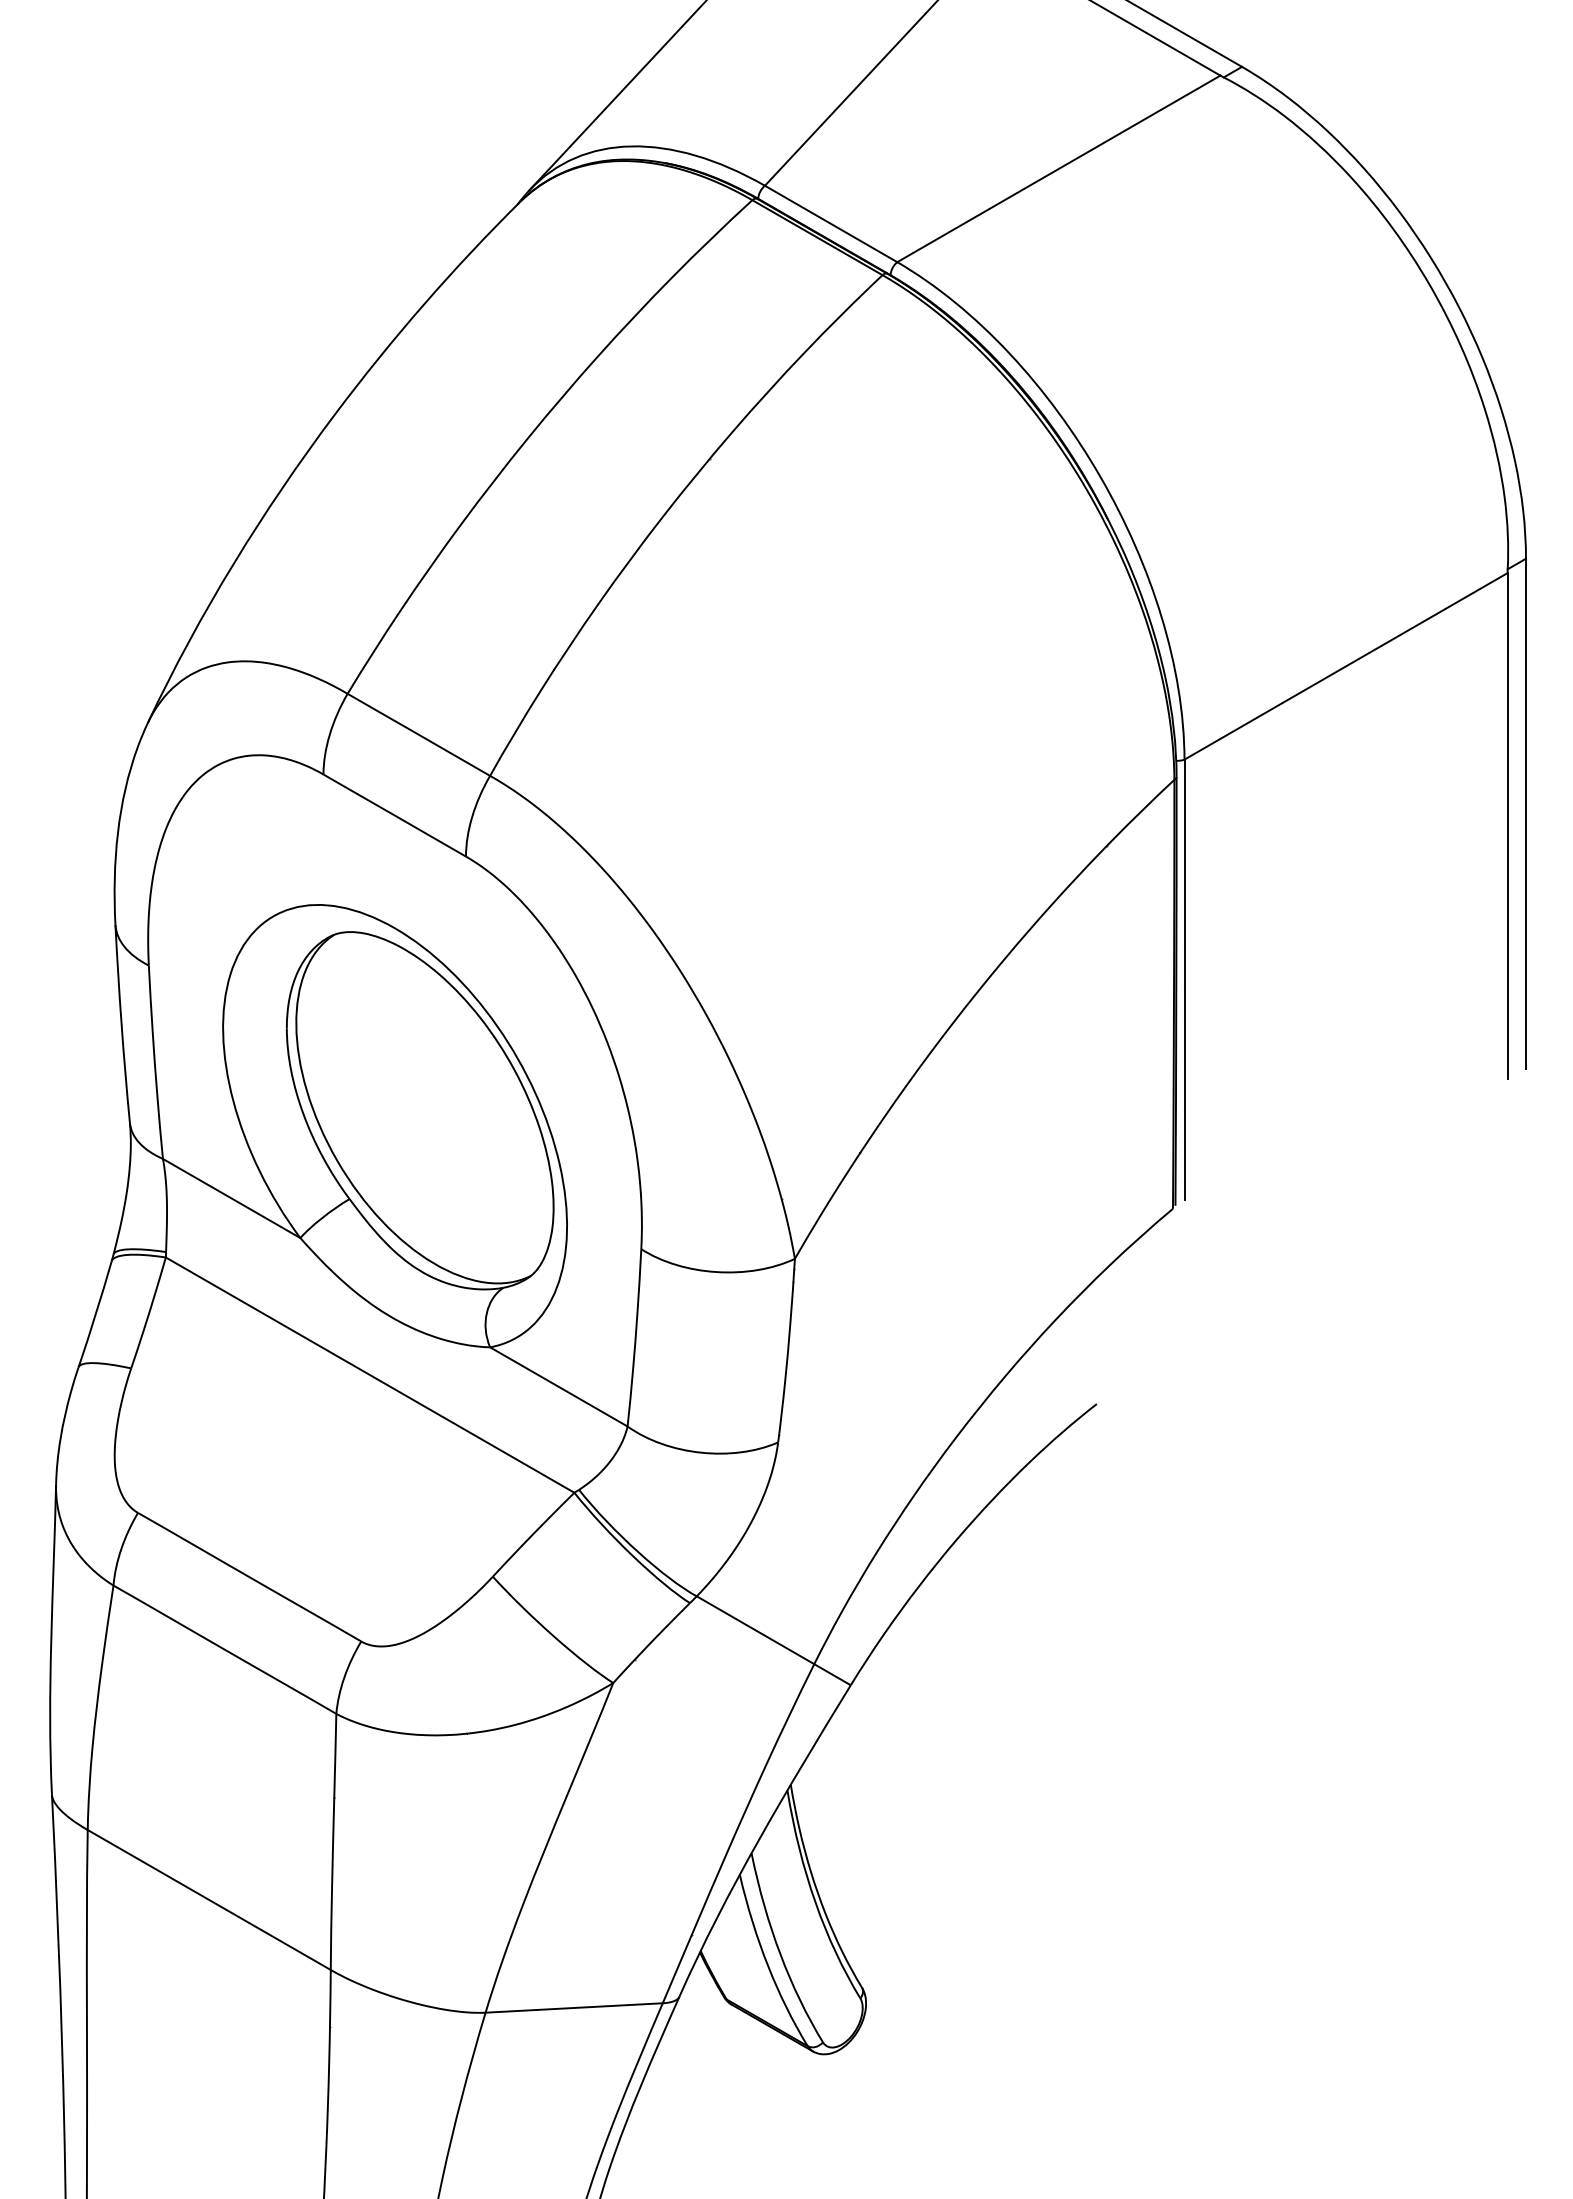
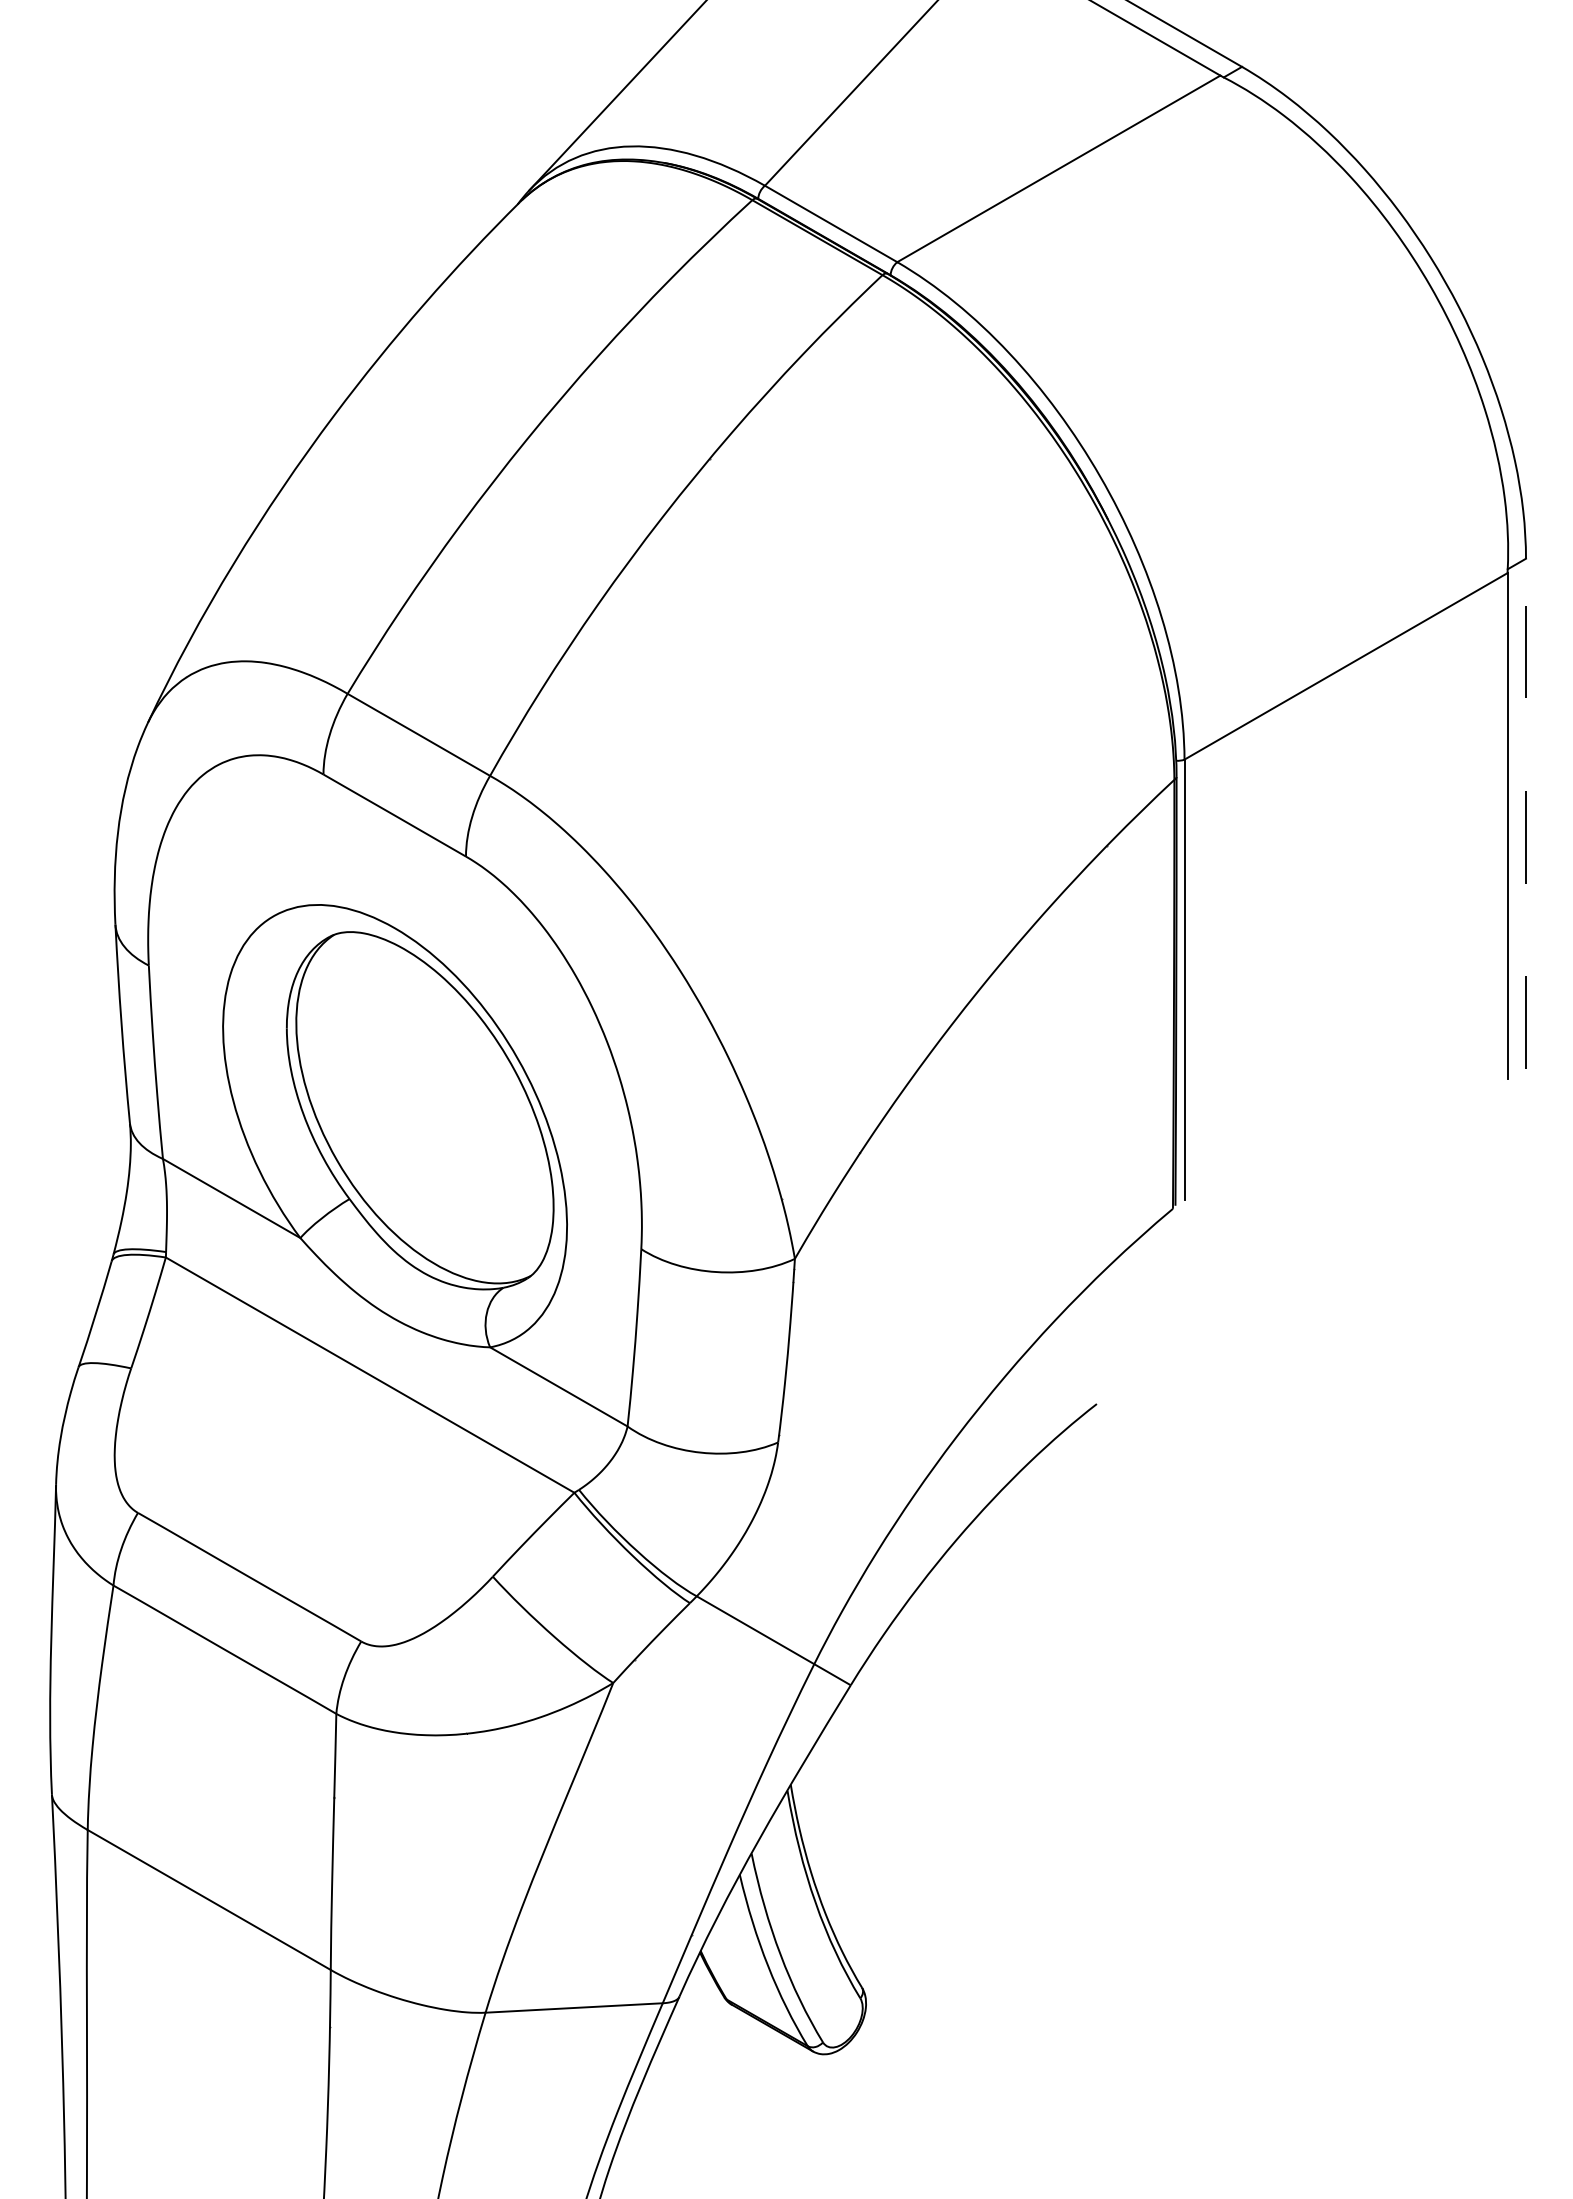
line: solid -> dashed (1526, 813)
